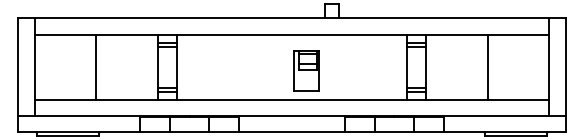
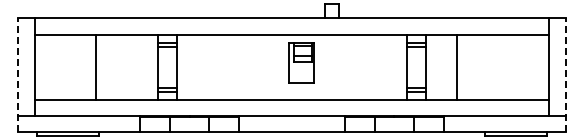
line position: (488, 66) -> (457, 66) (457, 66)
part position: (306, 70) -> (301, 62) (301, 62)
line: solid -> dashed (17, 75)
line: solid -> dashed (566, 75)
